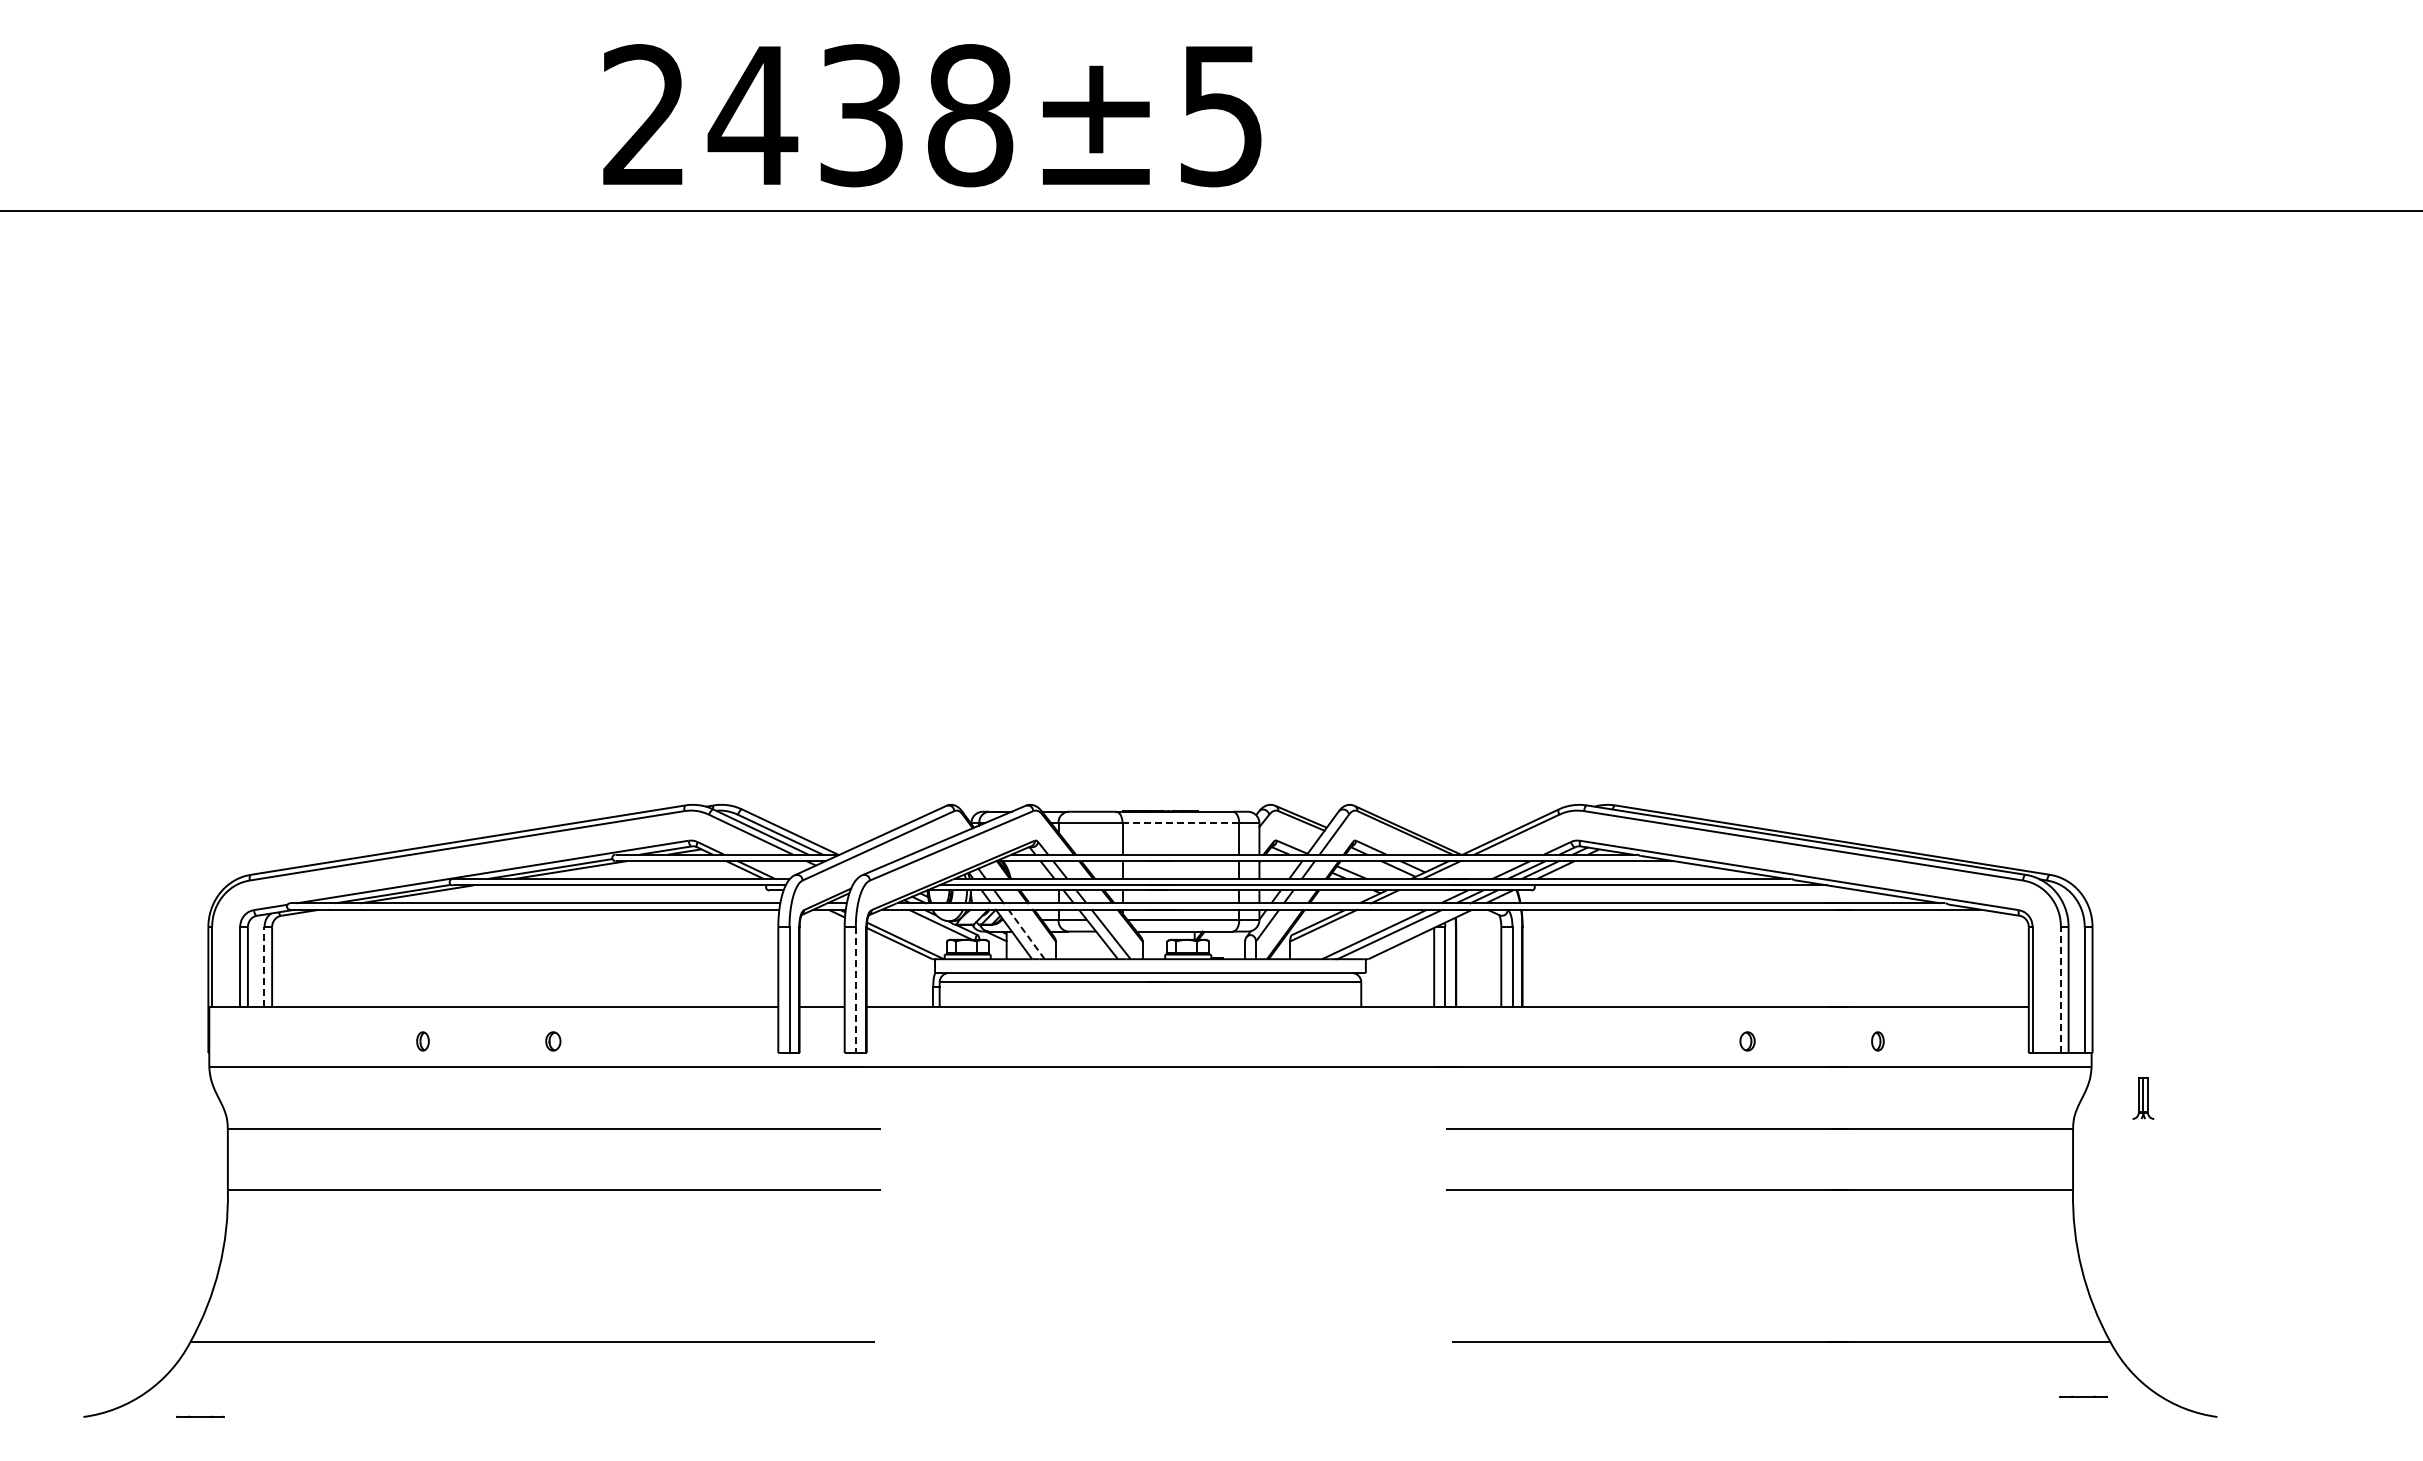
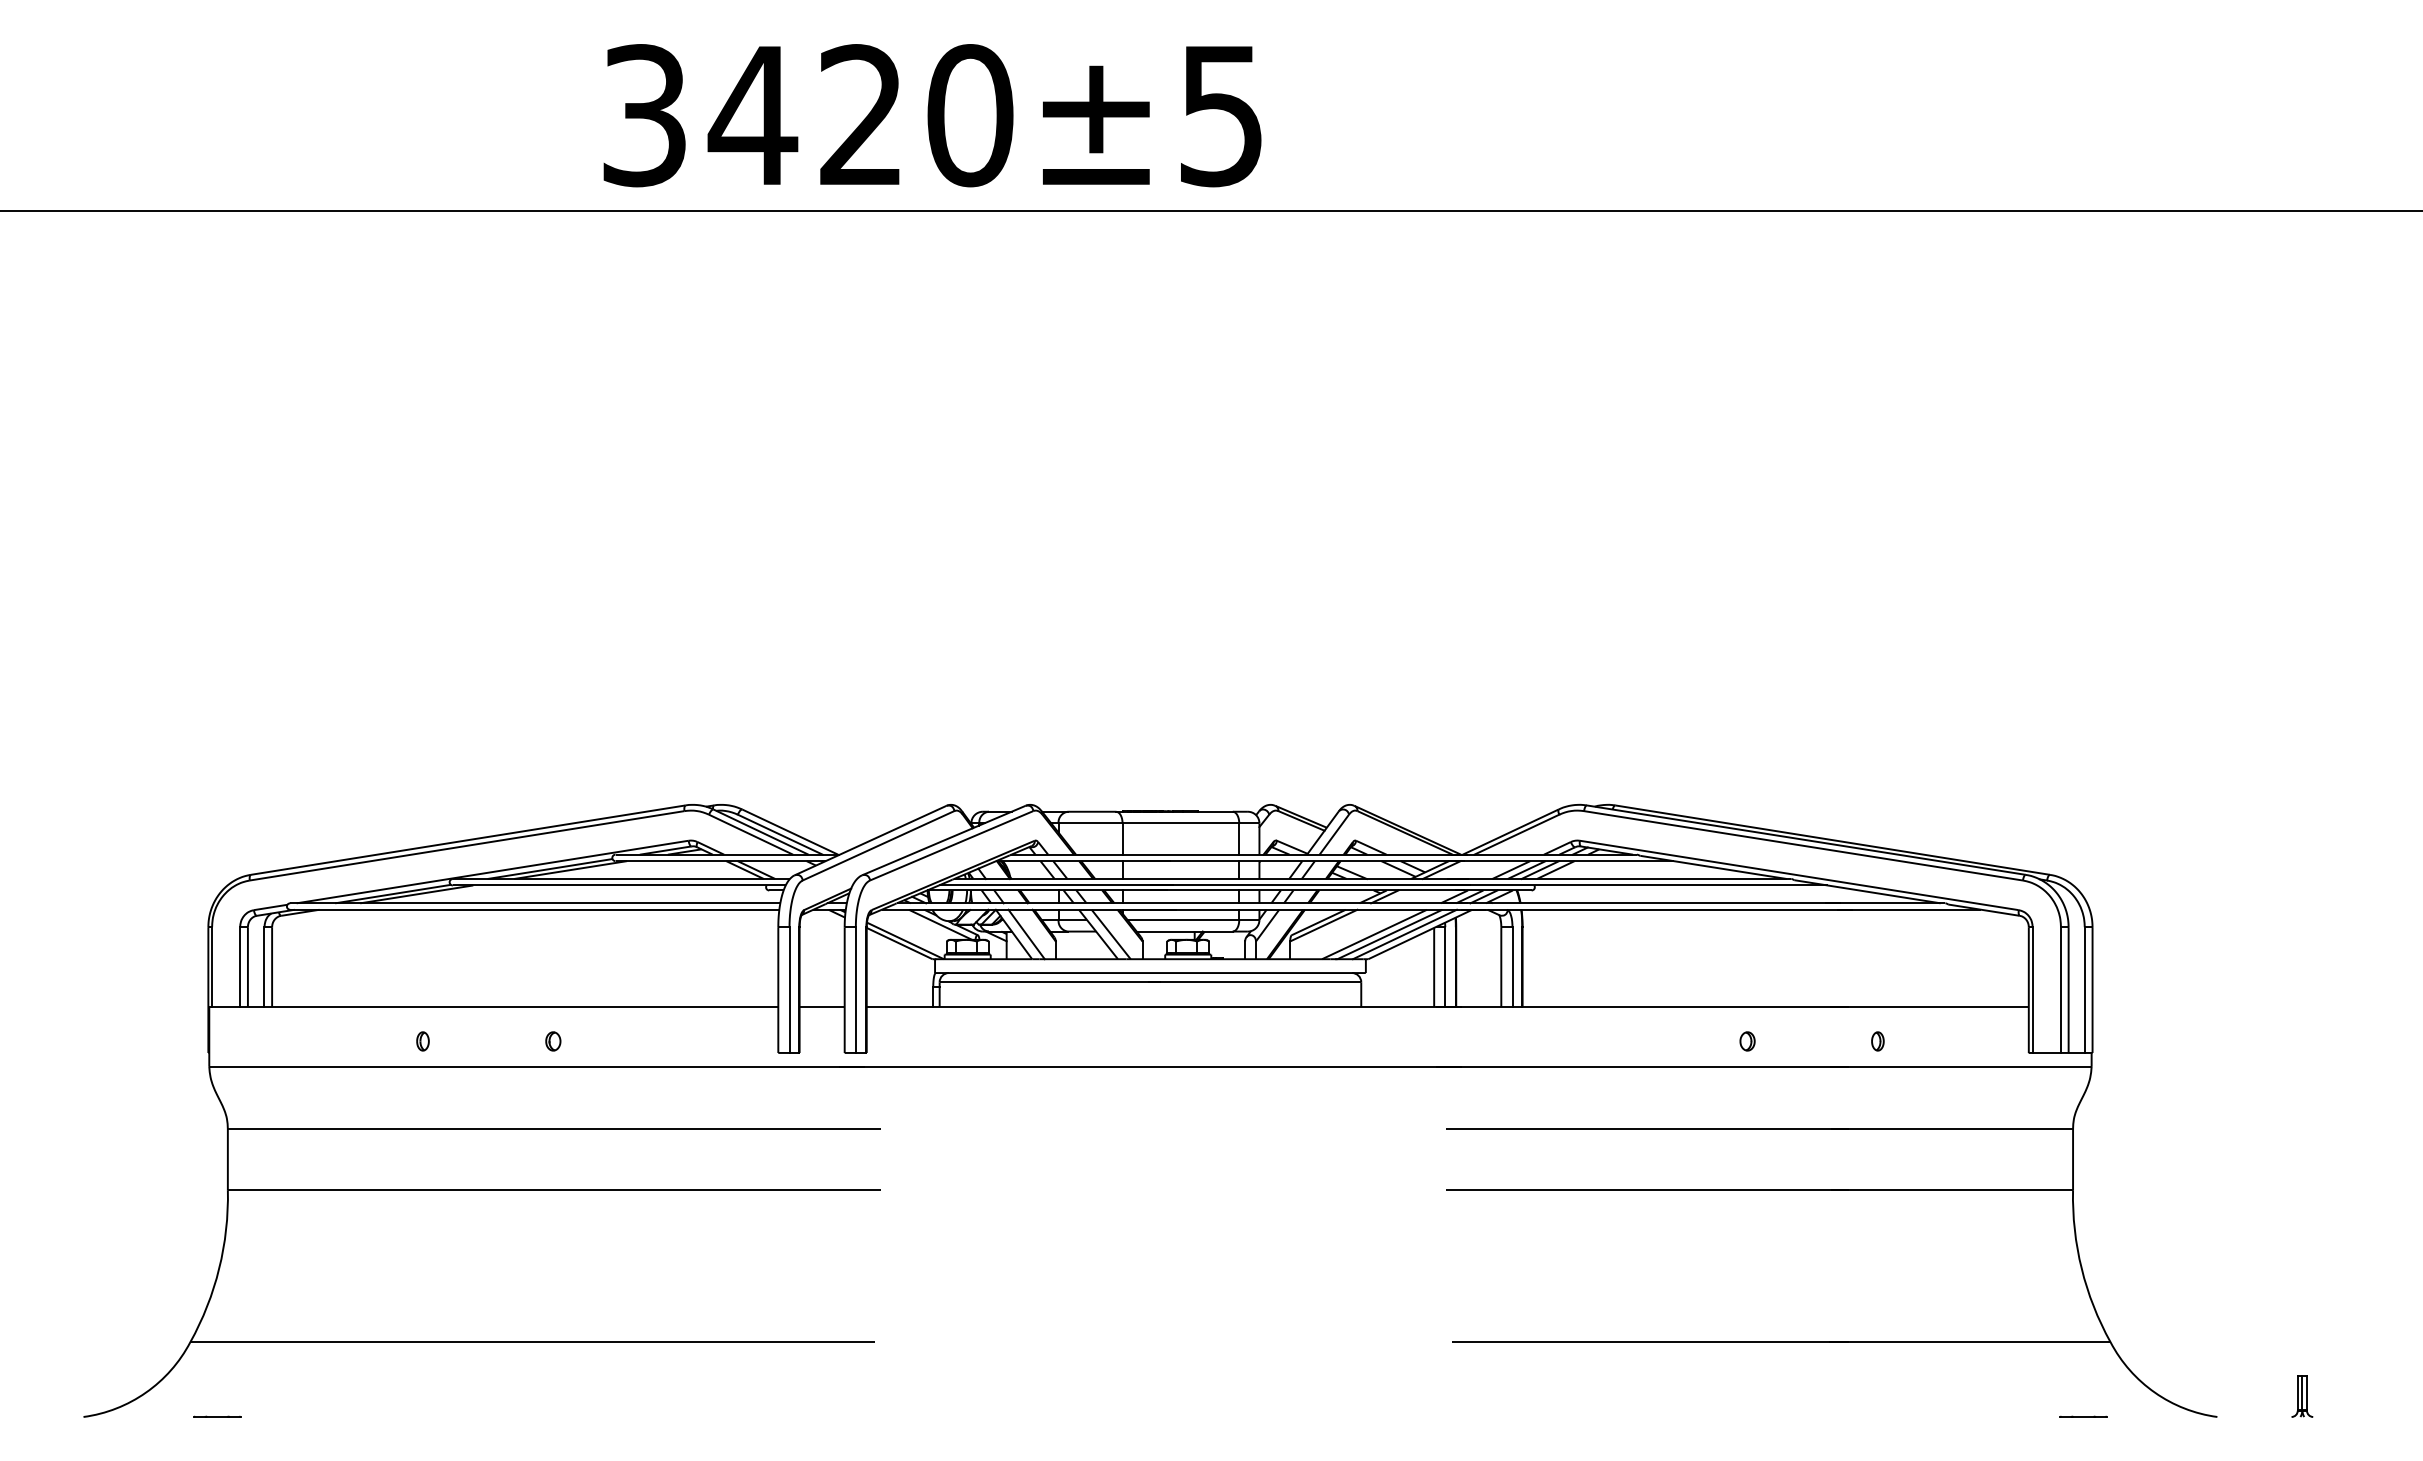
text: 2438±5 -> 3420±5 (808, 115)
line: dashed -> solid (1180, 823)
line: dashed -> solid (1026, 934)
line: none -> present (1404, 934)
line: dashed -> solid (264, 967)
line: dashed -> solid (855, 990)
line: dashed -> solid (2060, 990)
part position: (2143, 1098) -> (2302, 1396) (2302, 1396)
line position: (2083, 1396) -> (2083, 1416) (2083, 1416)
line position: (200, 1416) -> (217, 1416) (217, 1416)
